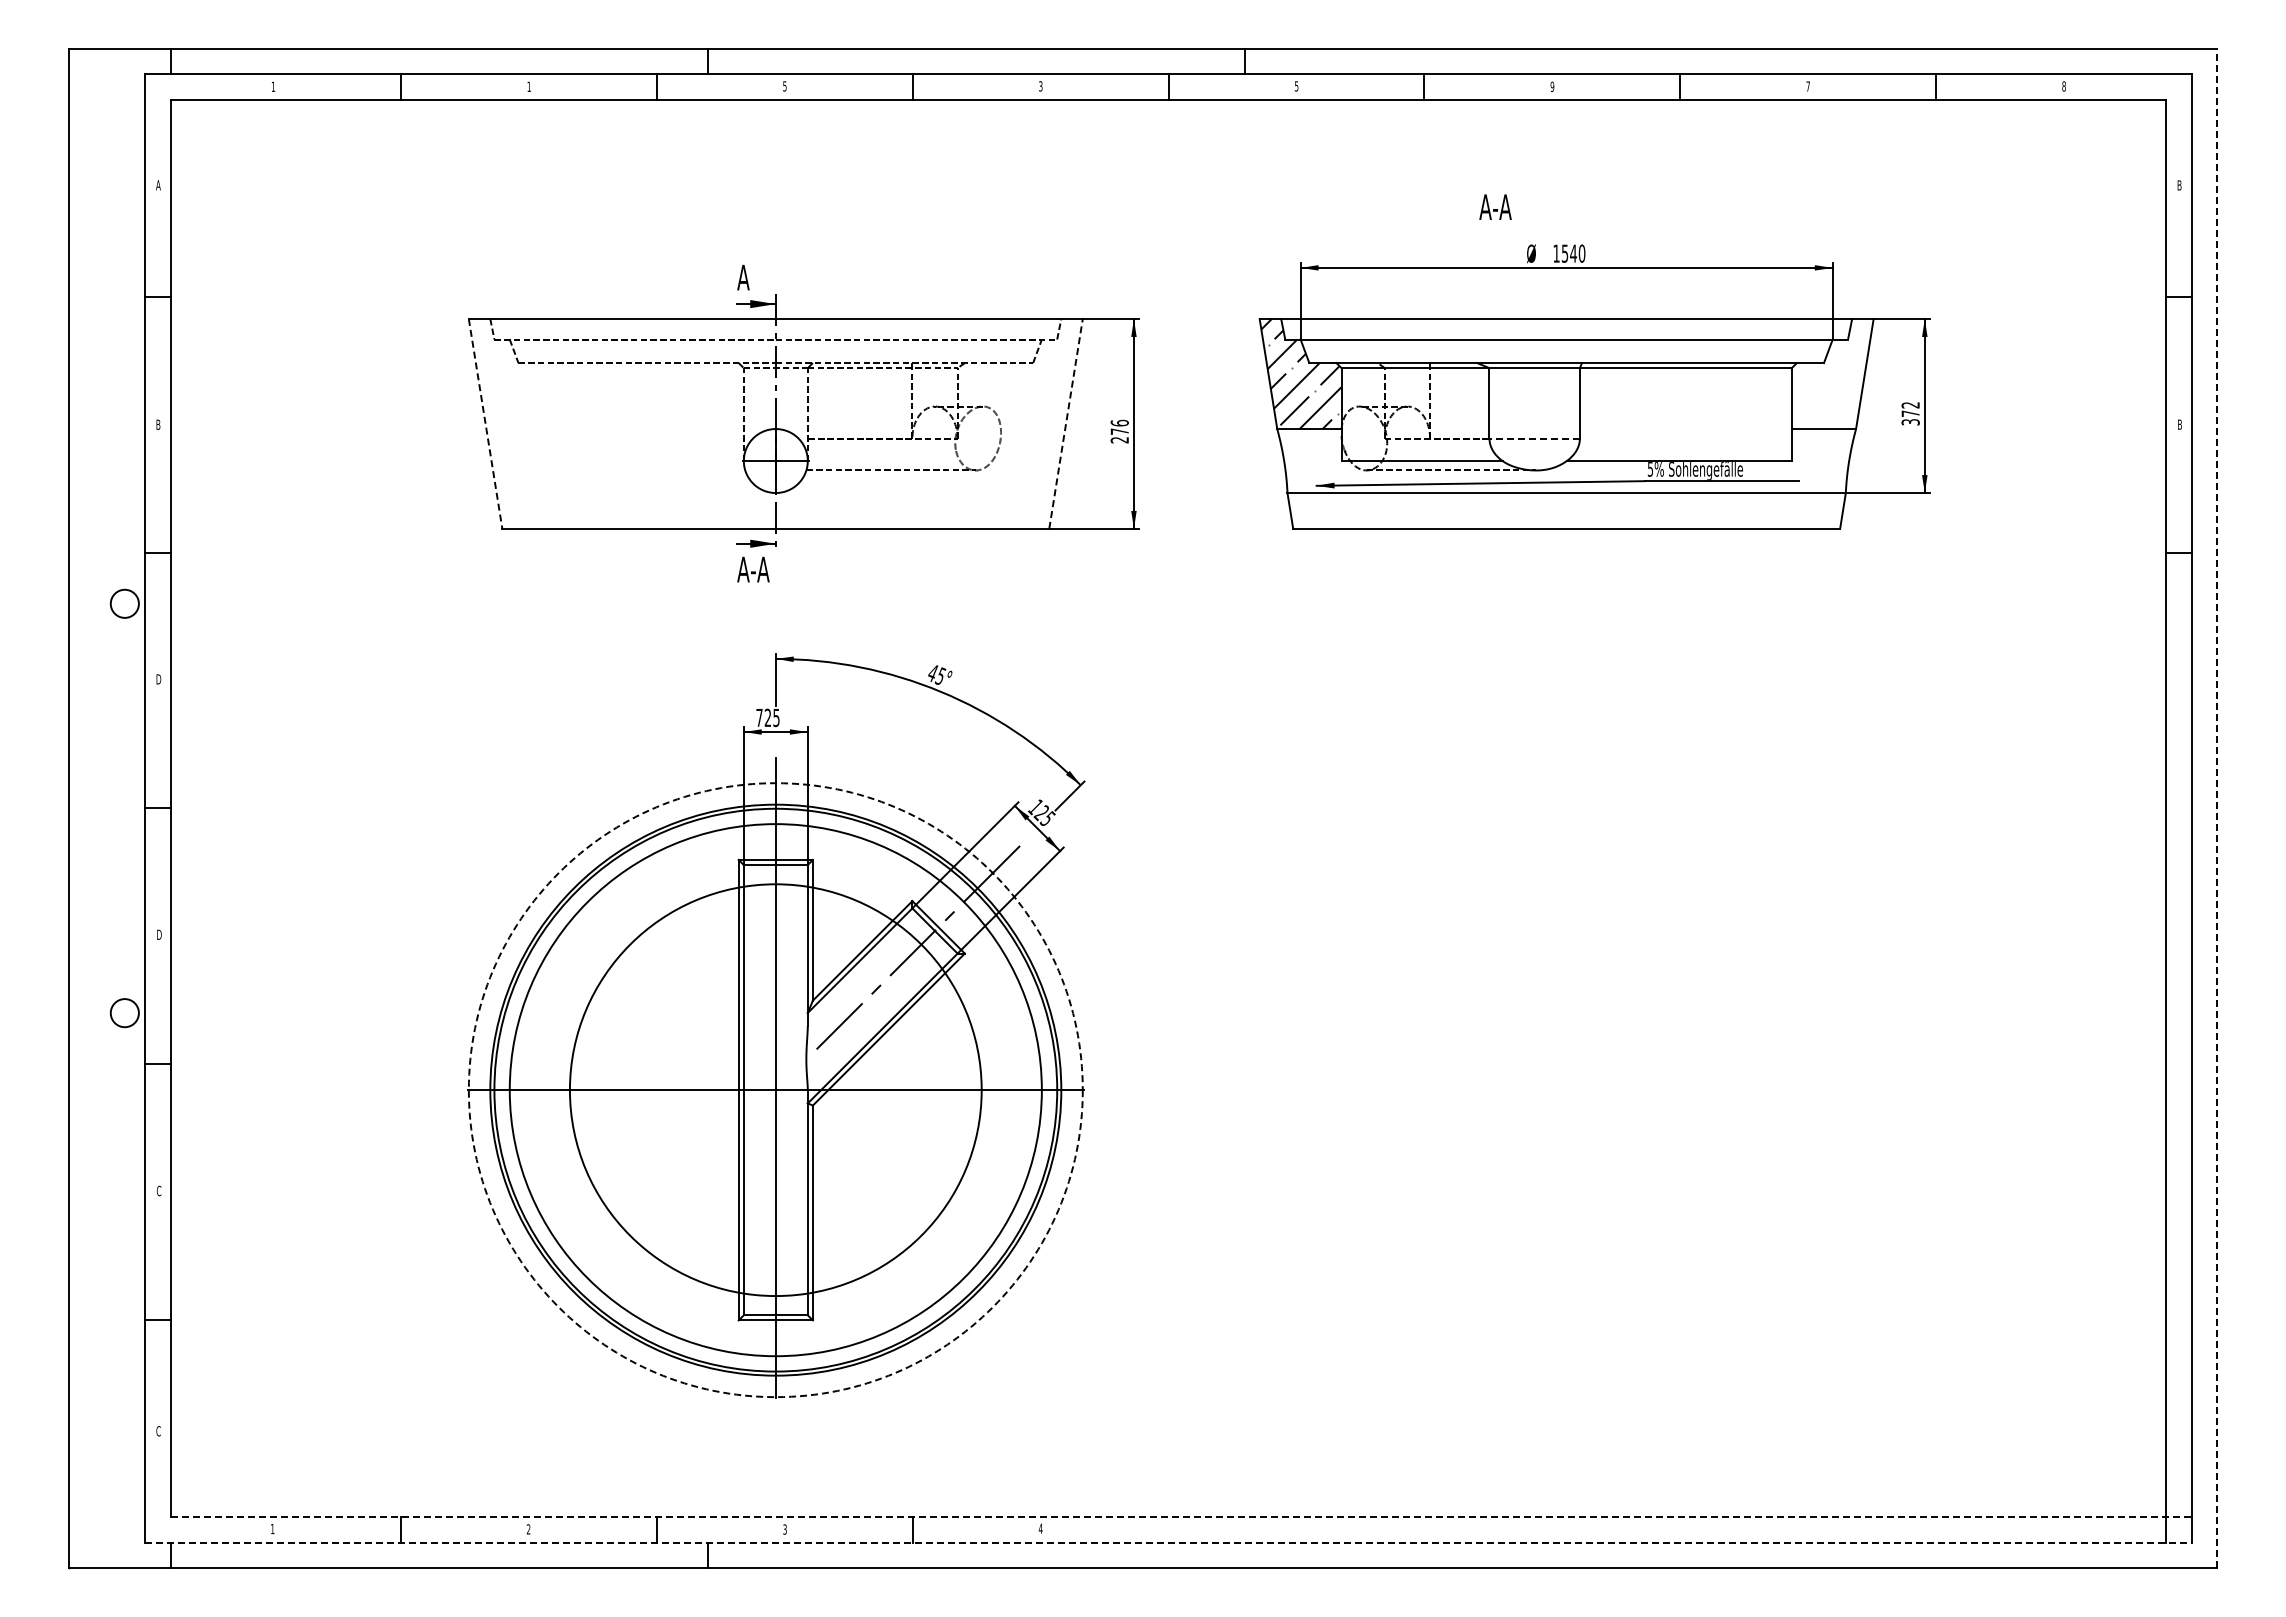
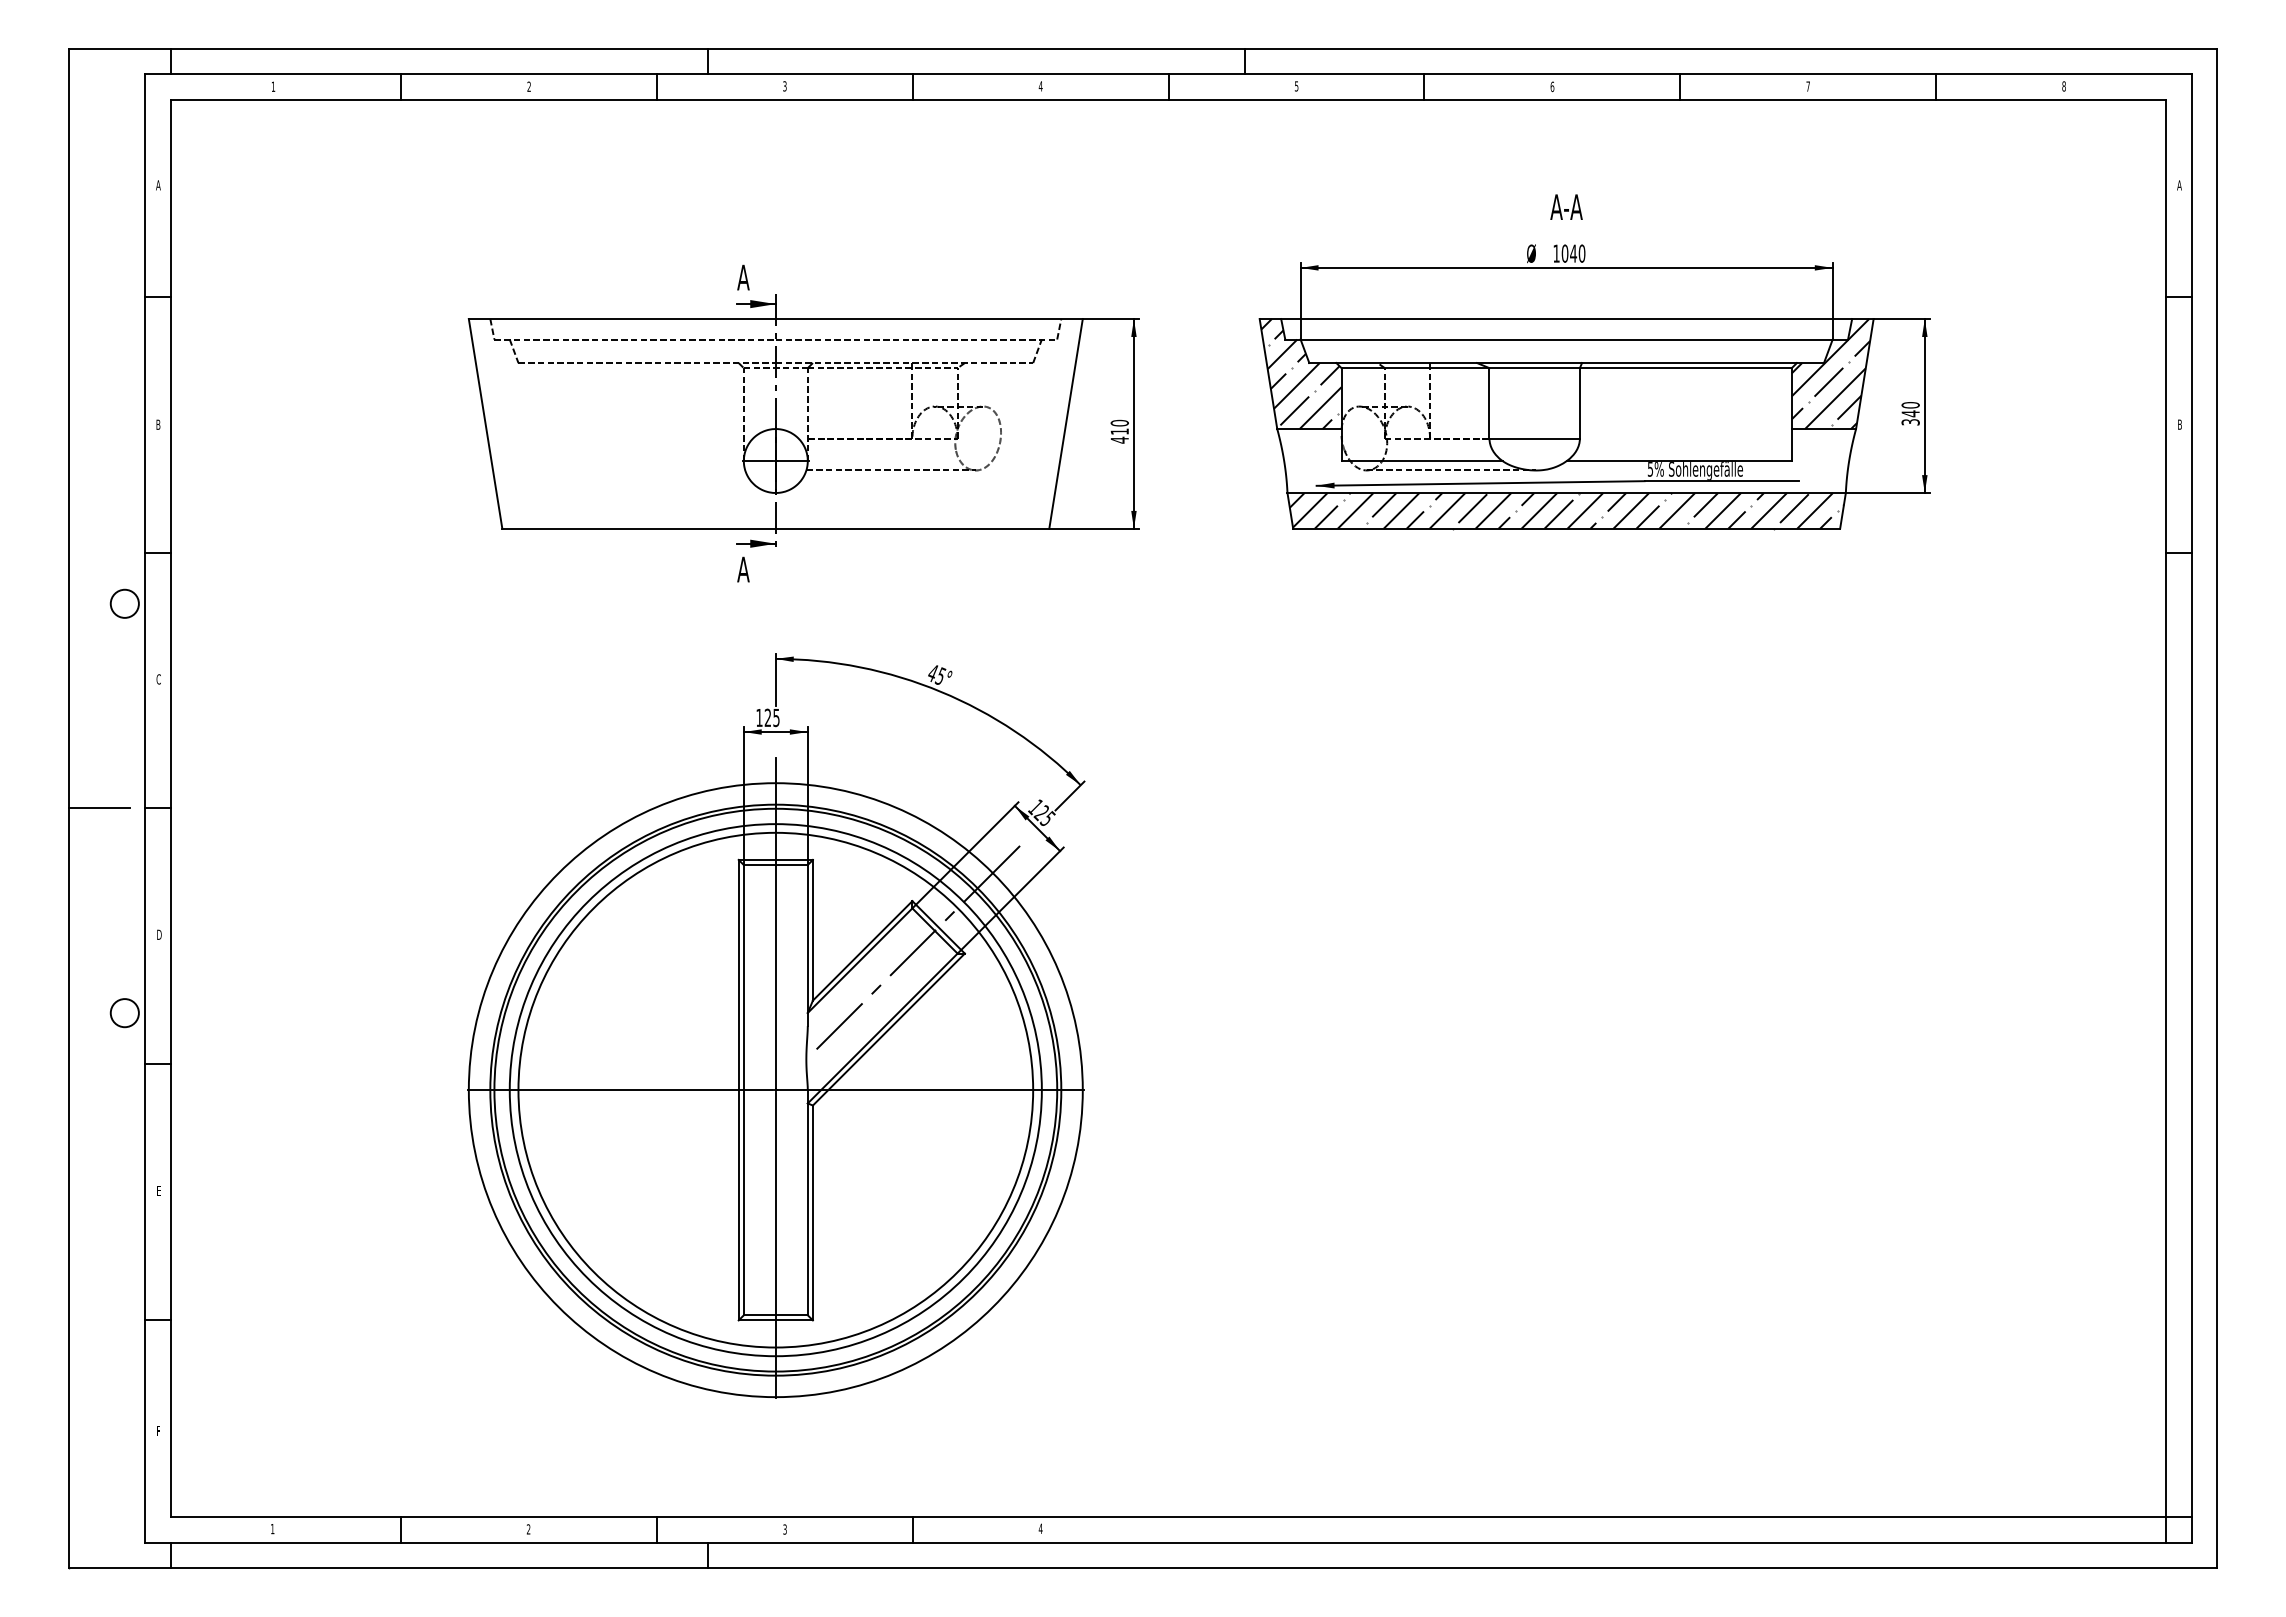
text: 5 -> 3 (784, 85)
text: 1 -> 2 (528, 86)
text: 3 -> 4 (1040, 86)
text: 9 -> 6 (1552, 86)
text: B -> A (2179, 185)
text position: (1495, 206) -> (1566, 206) (1566, 206)
text: 1540 -> 1040 (1564, 253)
hatch: none -> present (1830, 374)
text: 372 -> 340 (1910, 409)
line: dashed -> solid (1066, 423)
line: dashed -> solid (485, 424)
text: 276 -> 410 (1119, 431)
line: dashed -> solid (1534, 438)
hatch: none -> present (1566, 510)
text: A-A -> A (760, 569)
text: D -> C (158, 679)
text: 725 -> 125 (759, 717)
line: none -> present (98, 808)
line: dashed -> solid (2217, 808)
circle diameter: 412 px -> 515 px (775, 1089)
circle: dashed -> solid (775, 1090)
text: C -> E (158, 1190)
text: C -> F (158, 1431)
line: dashed -> solid (1181, 1517)
line: dashed -> solid (1169, 1542)
